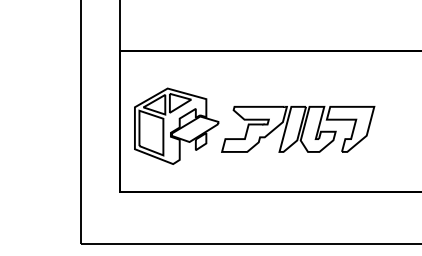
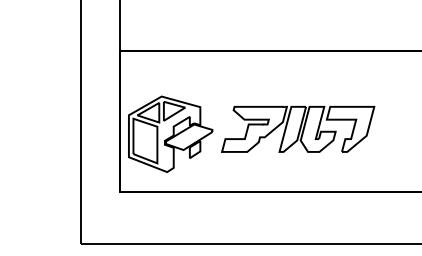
part position: (176, 125) -> (170, 133) (170, 133)
